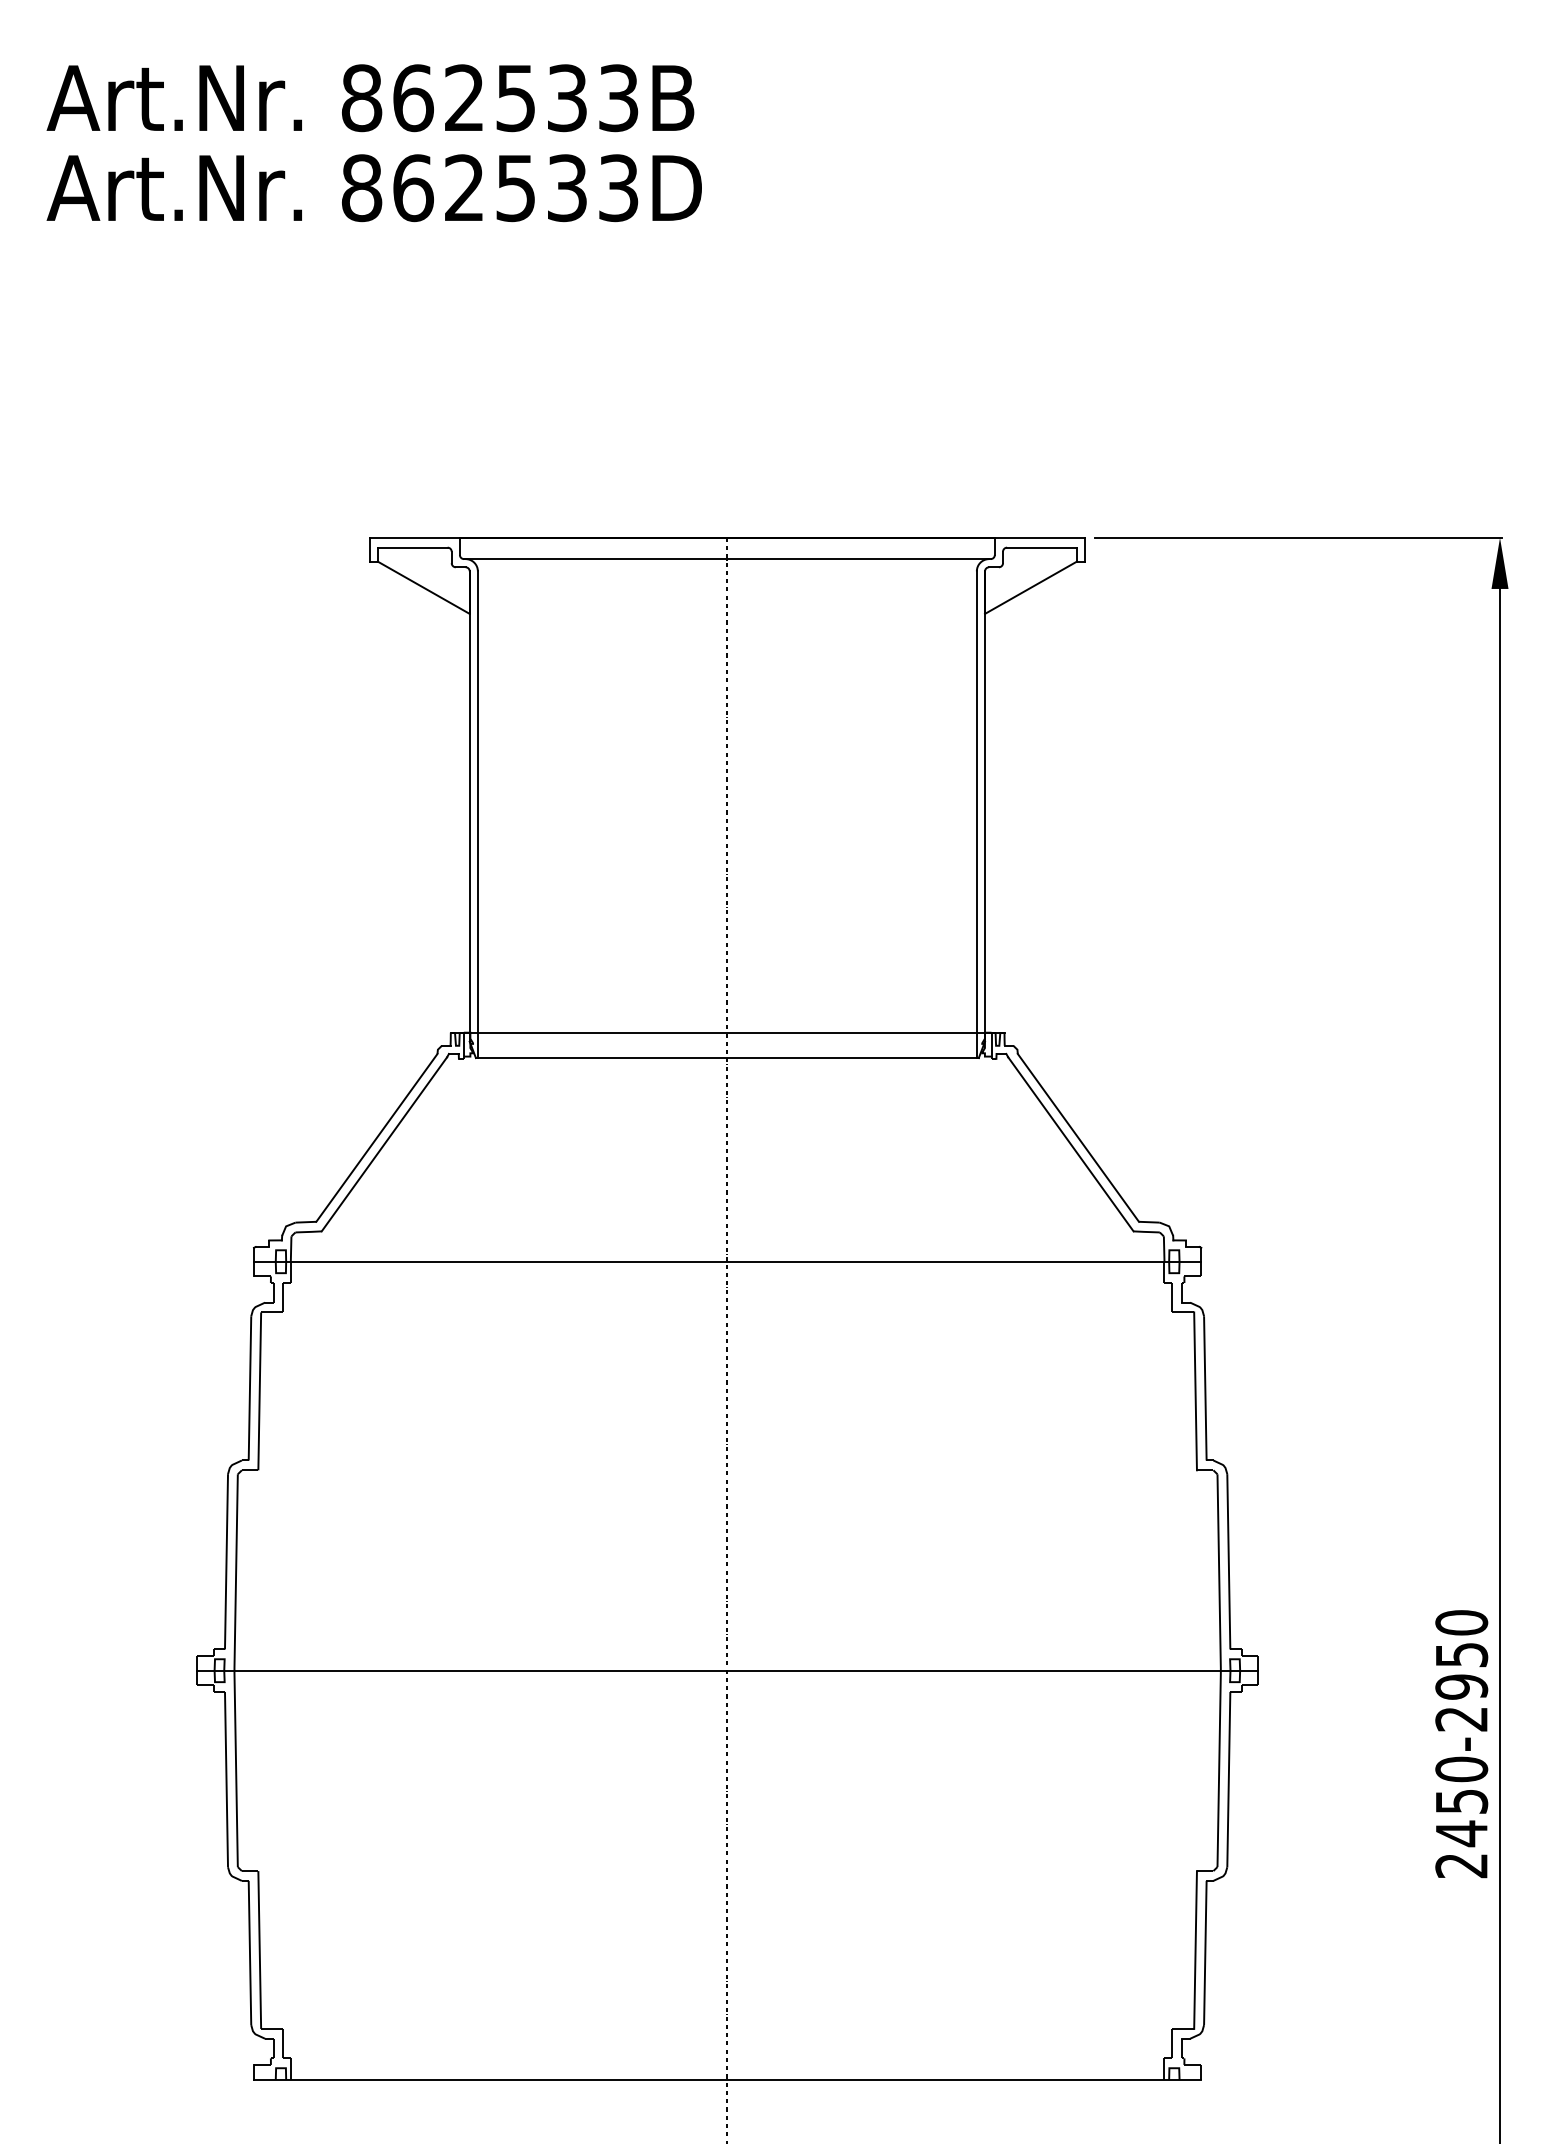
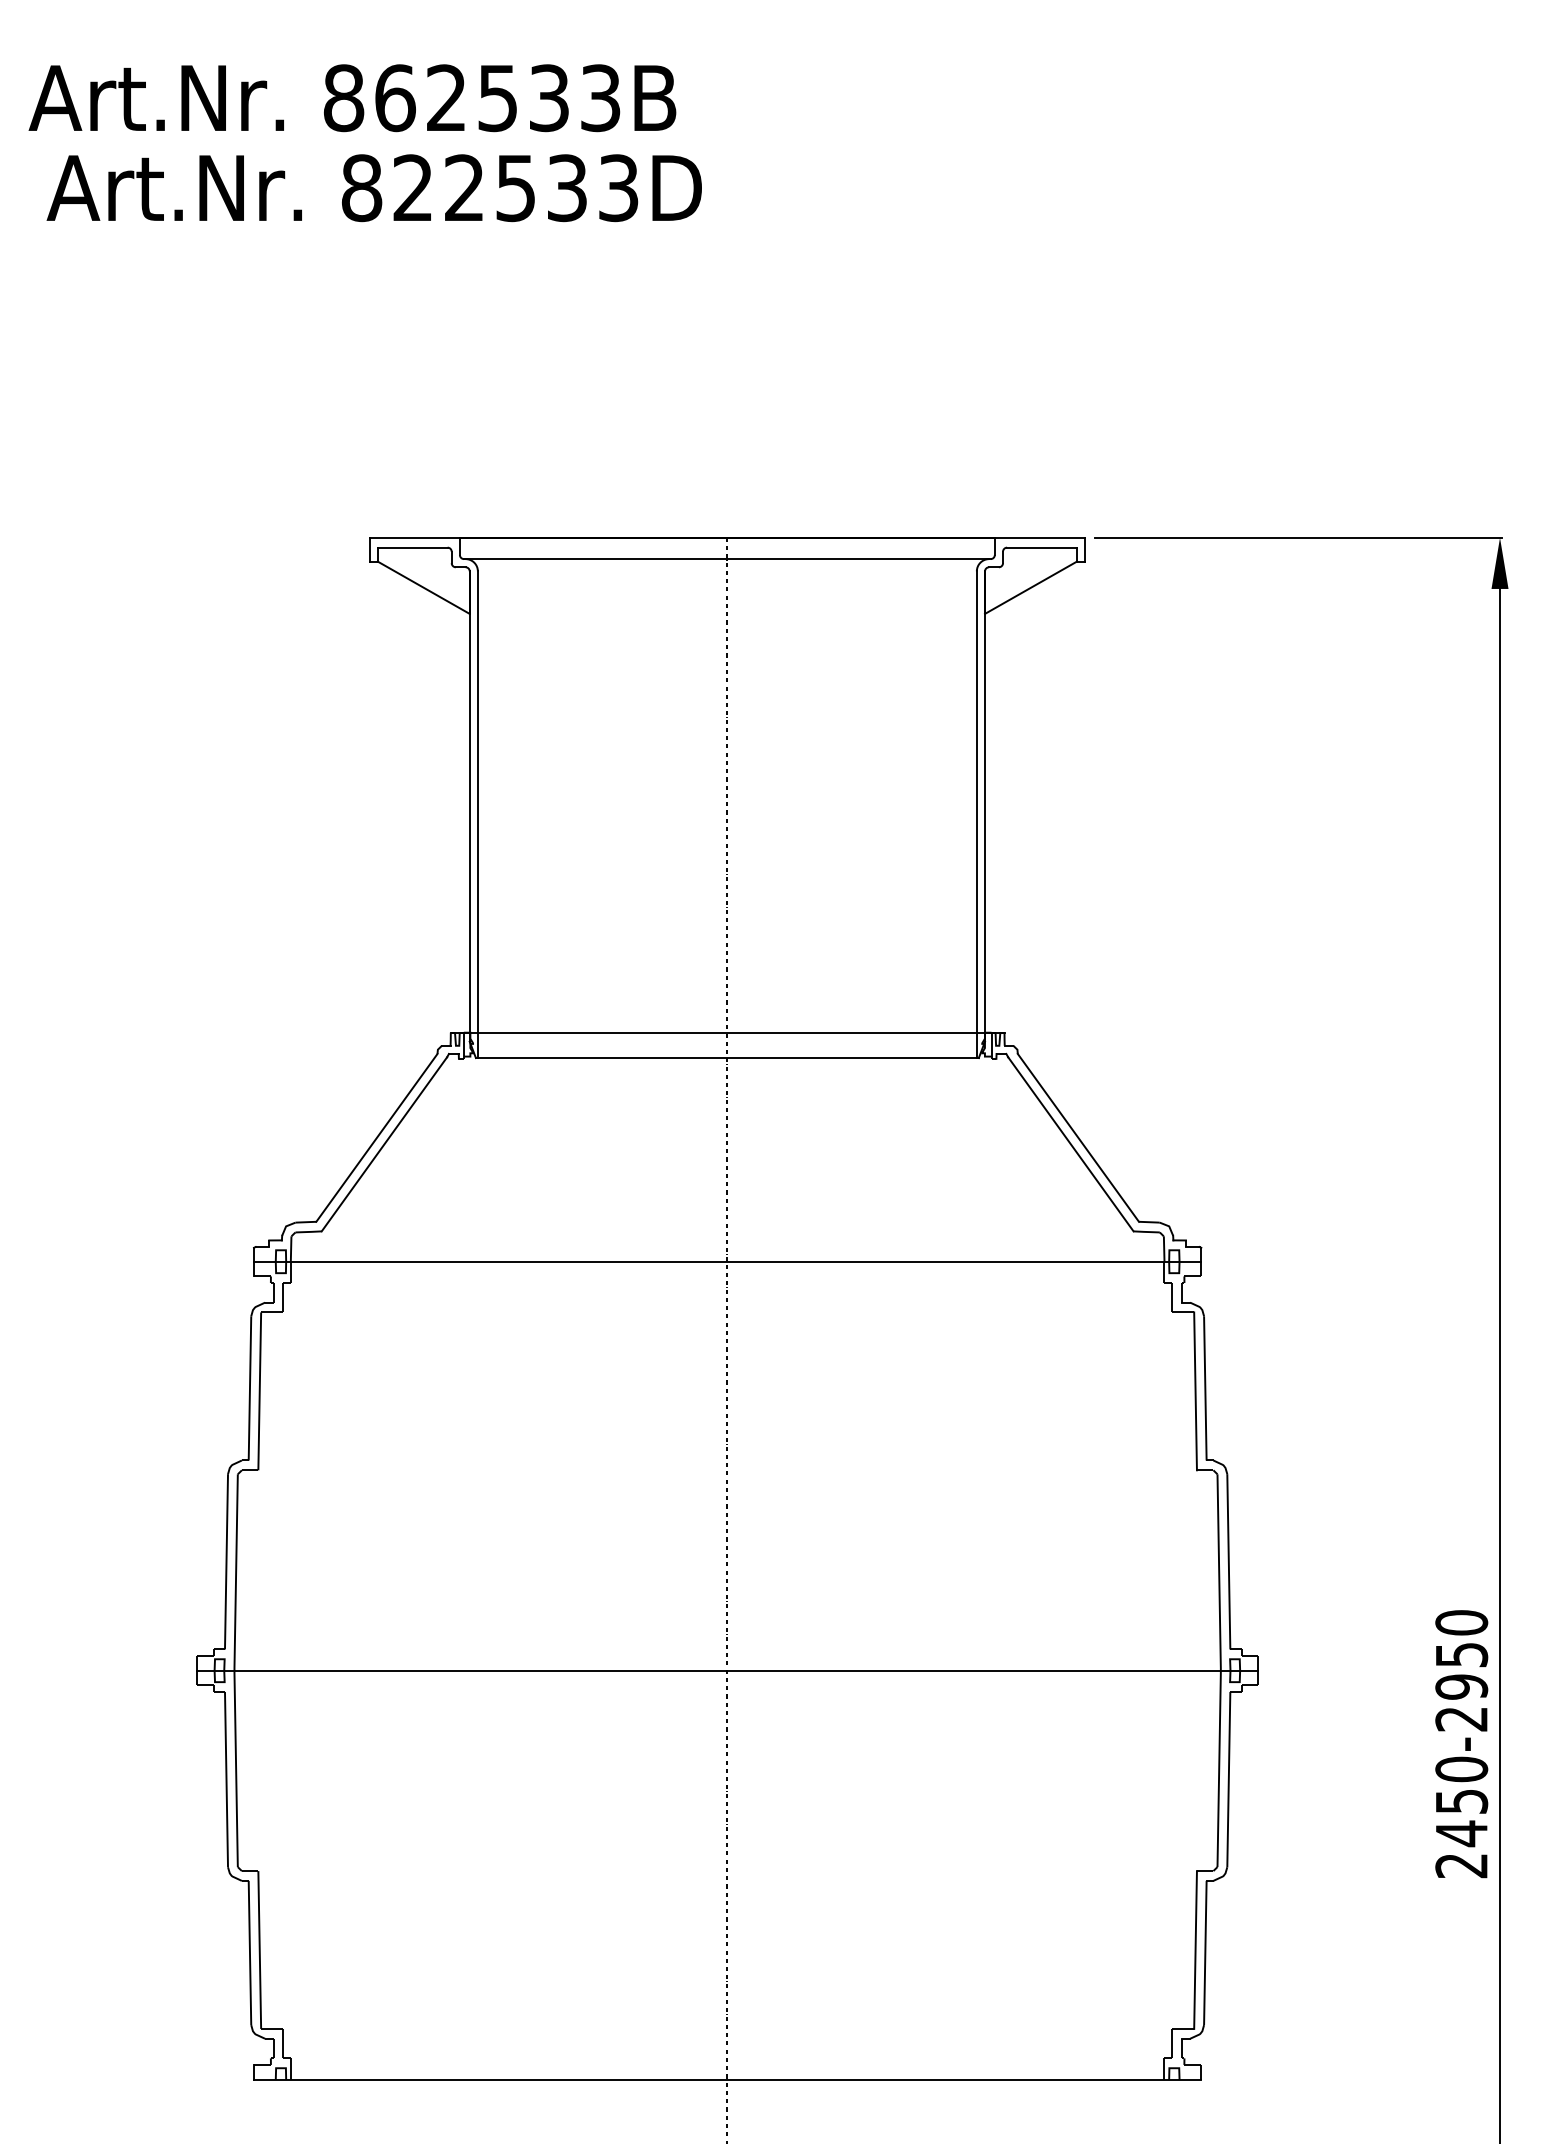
text position: (370, 98) -> (352, 98) (352, 98)
text: 862533D -> 822533D (413, 188)
